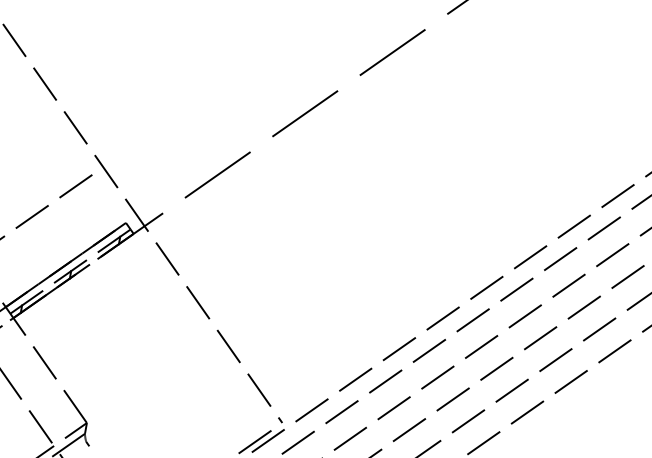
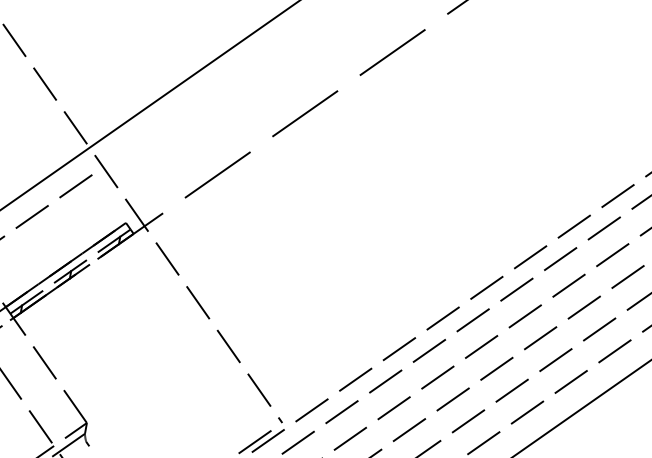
line: none -> present (149, 105)
line: none -> present (582, 407)
